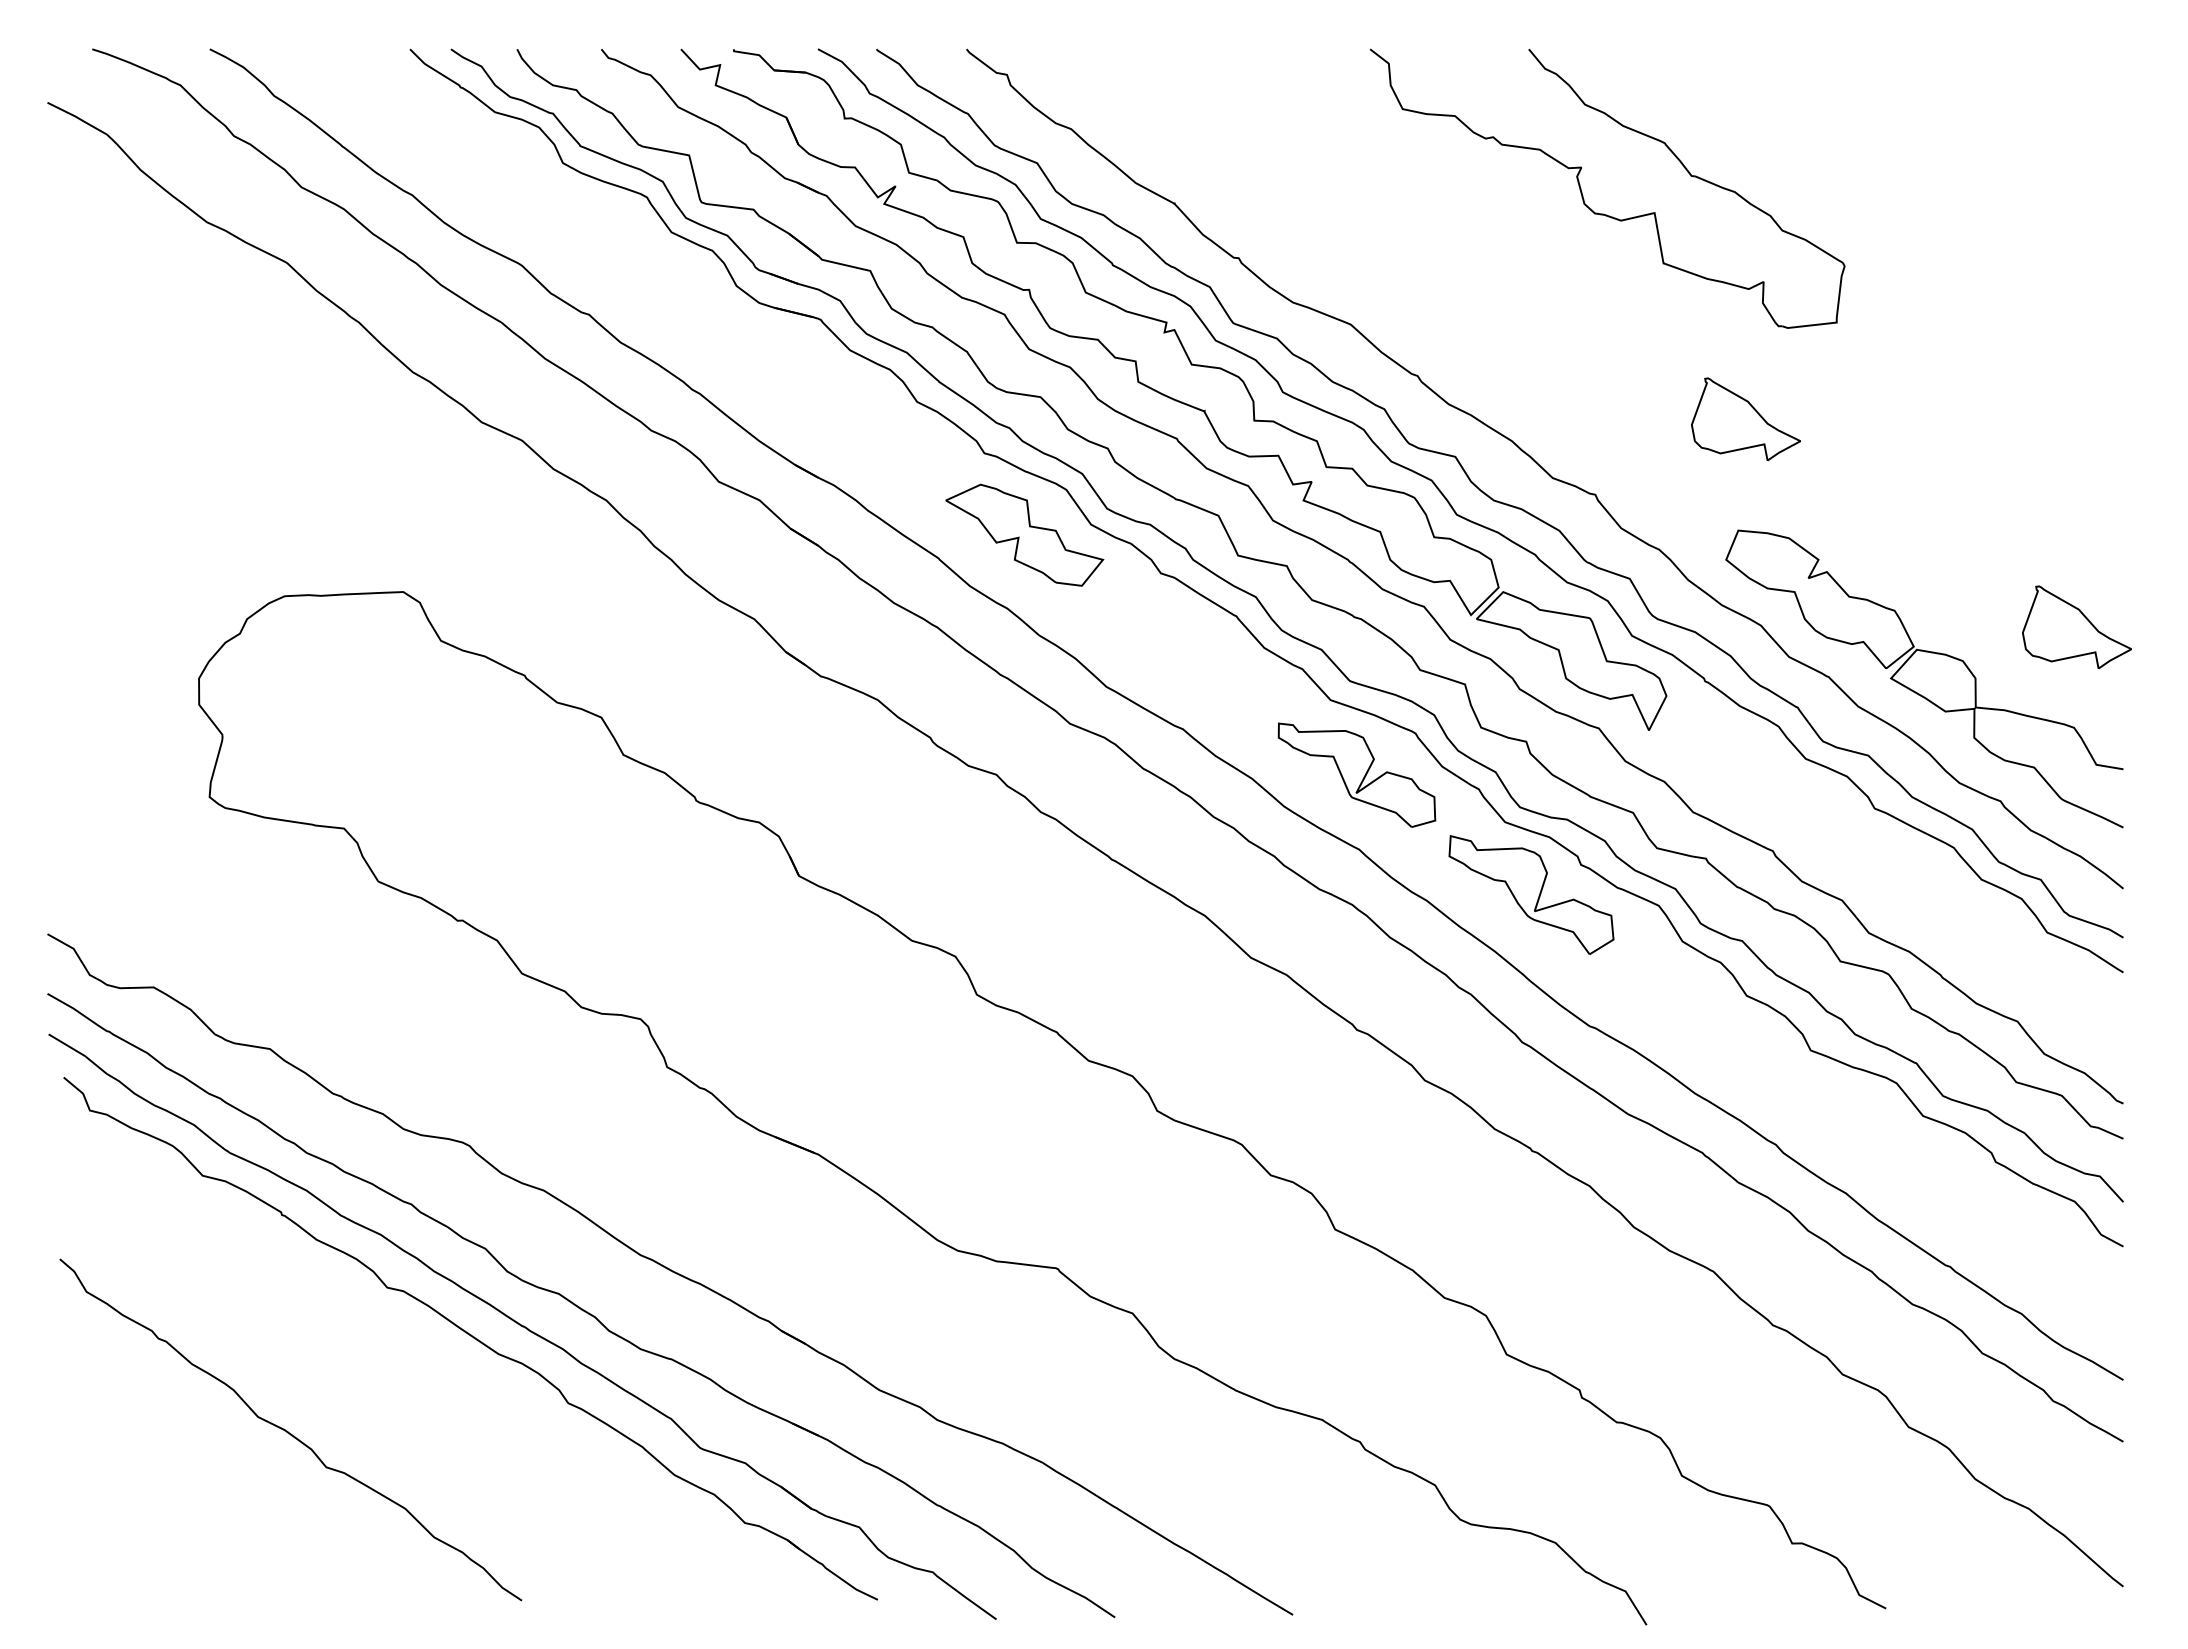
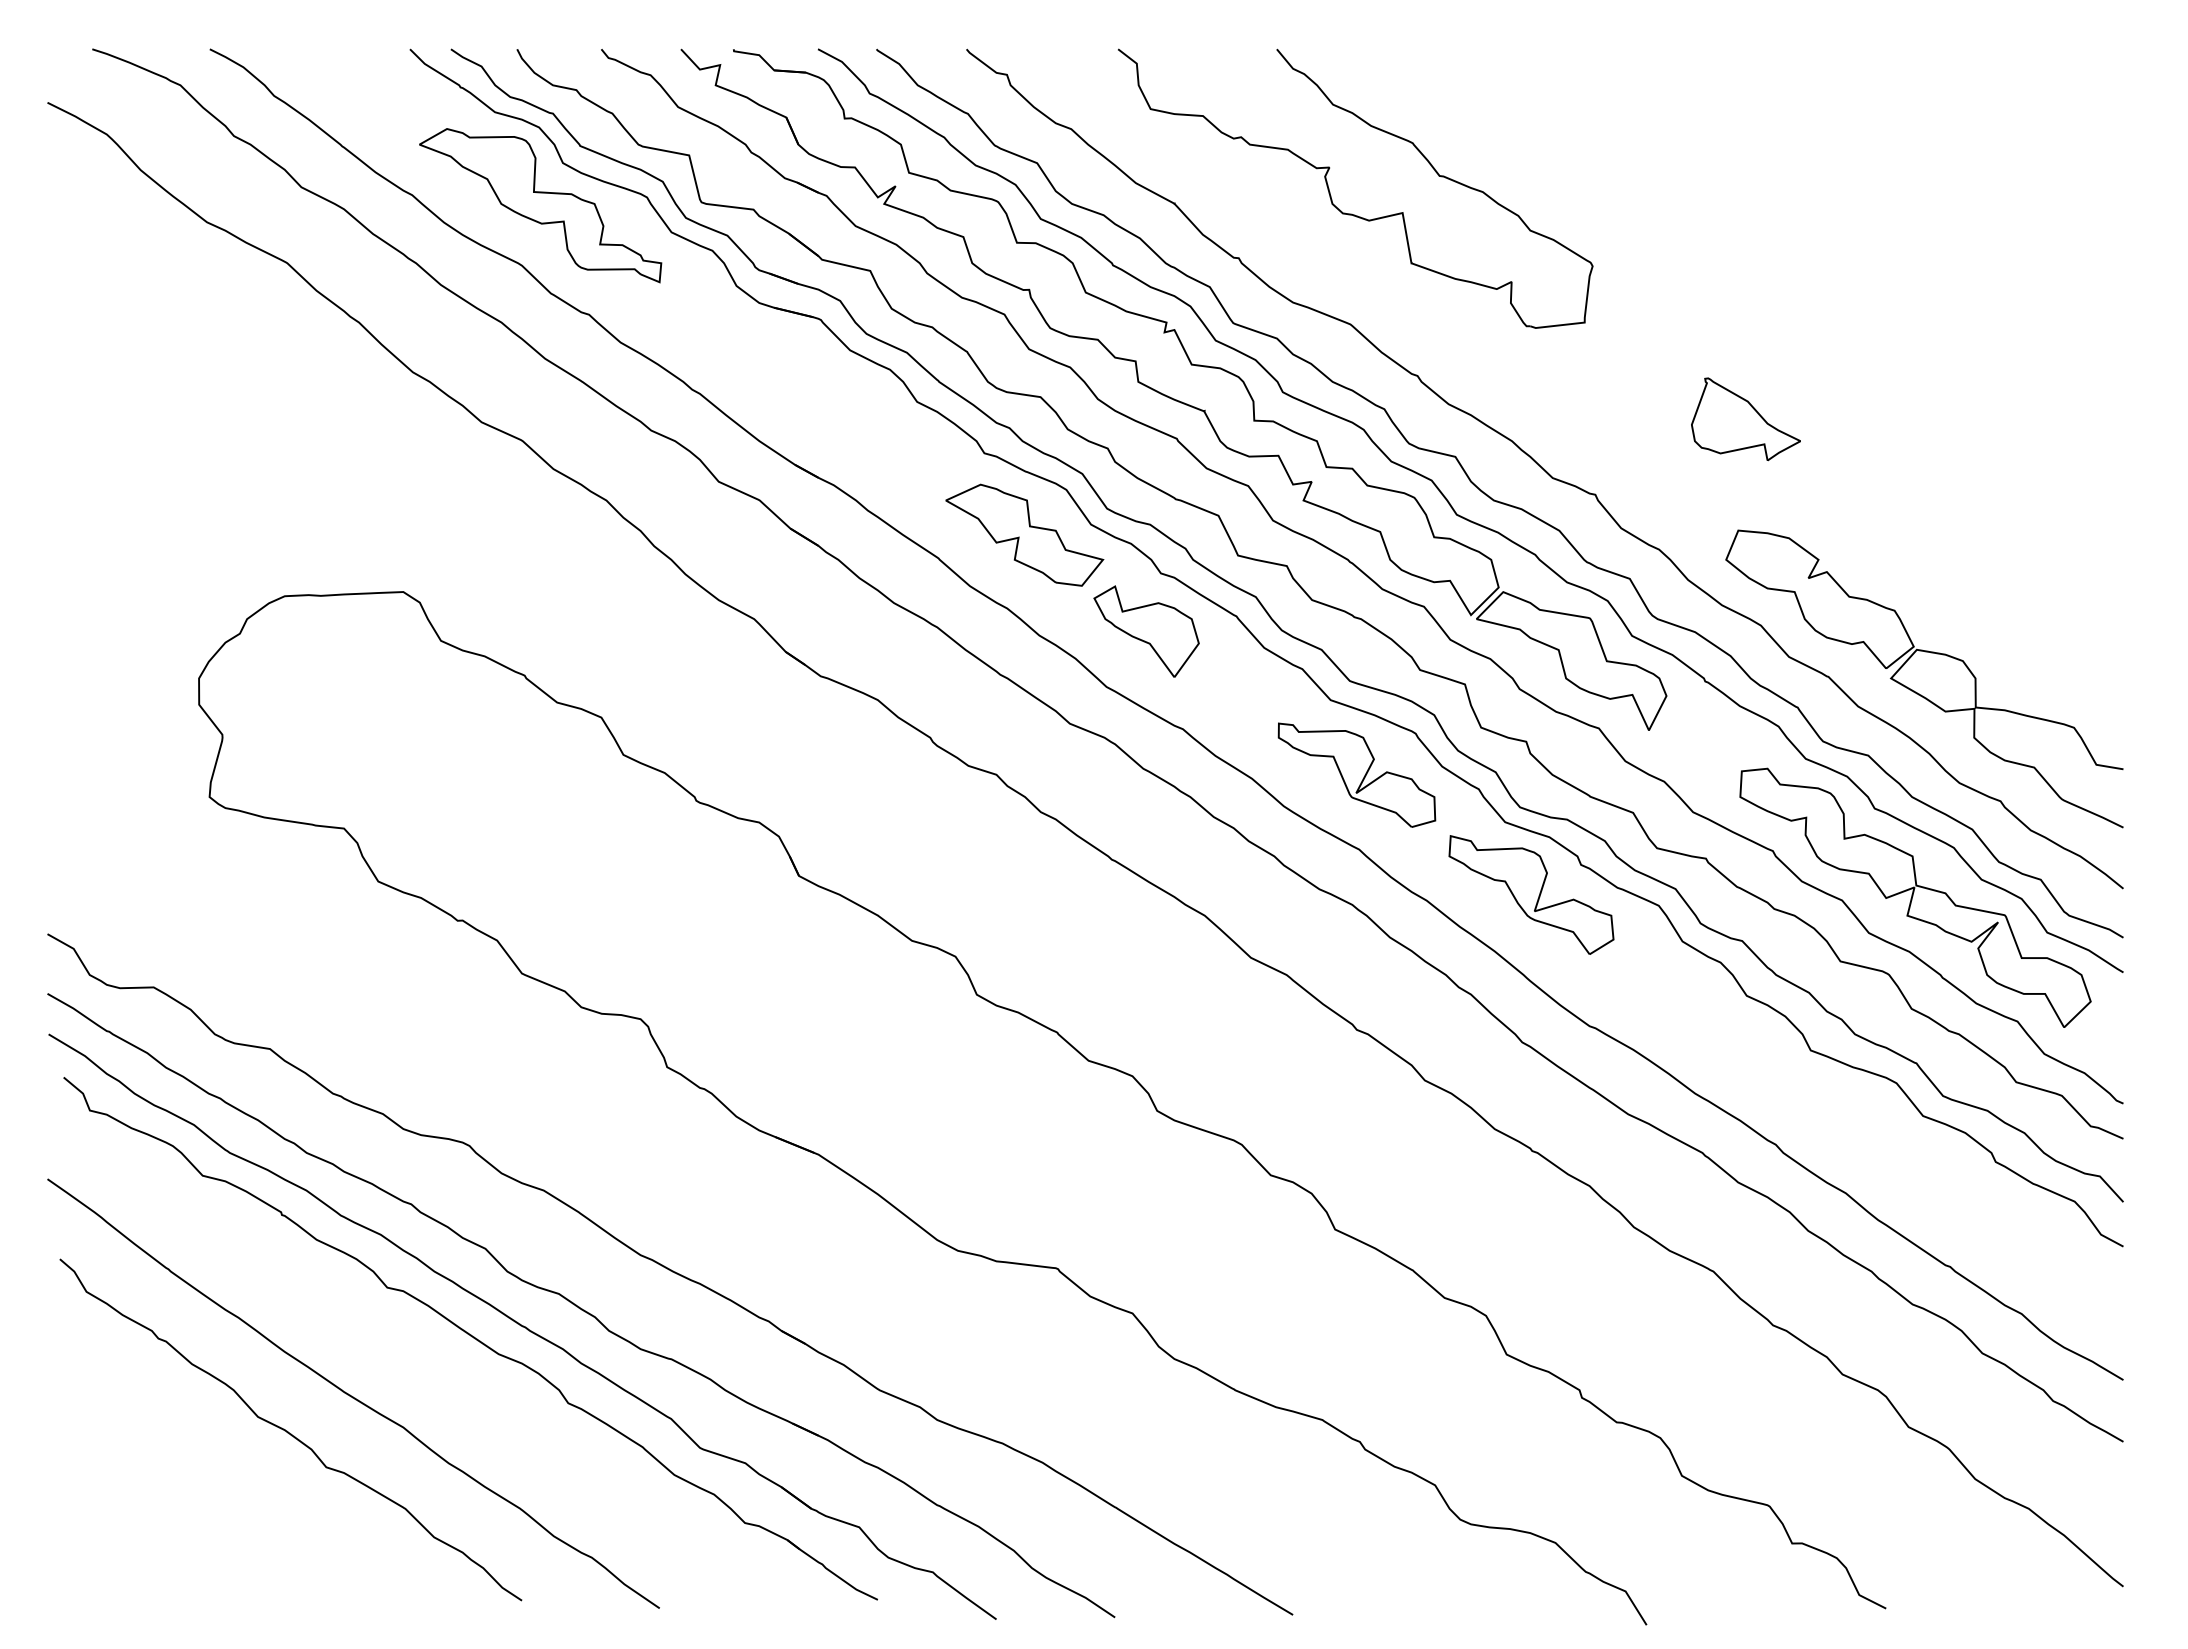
part position: (1583, 195) -> (1331, 195) (1331, 195)
part: none -> present (540, 205)
part: present -> none (2076, 627)
part: none -> present (1146, 631)
part: none -> present (1915, 897)
curve: none -> present (351, 1395)
